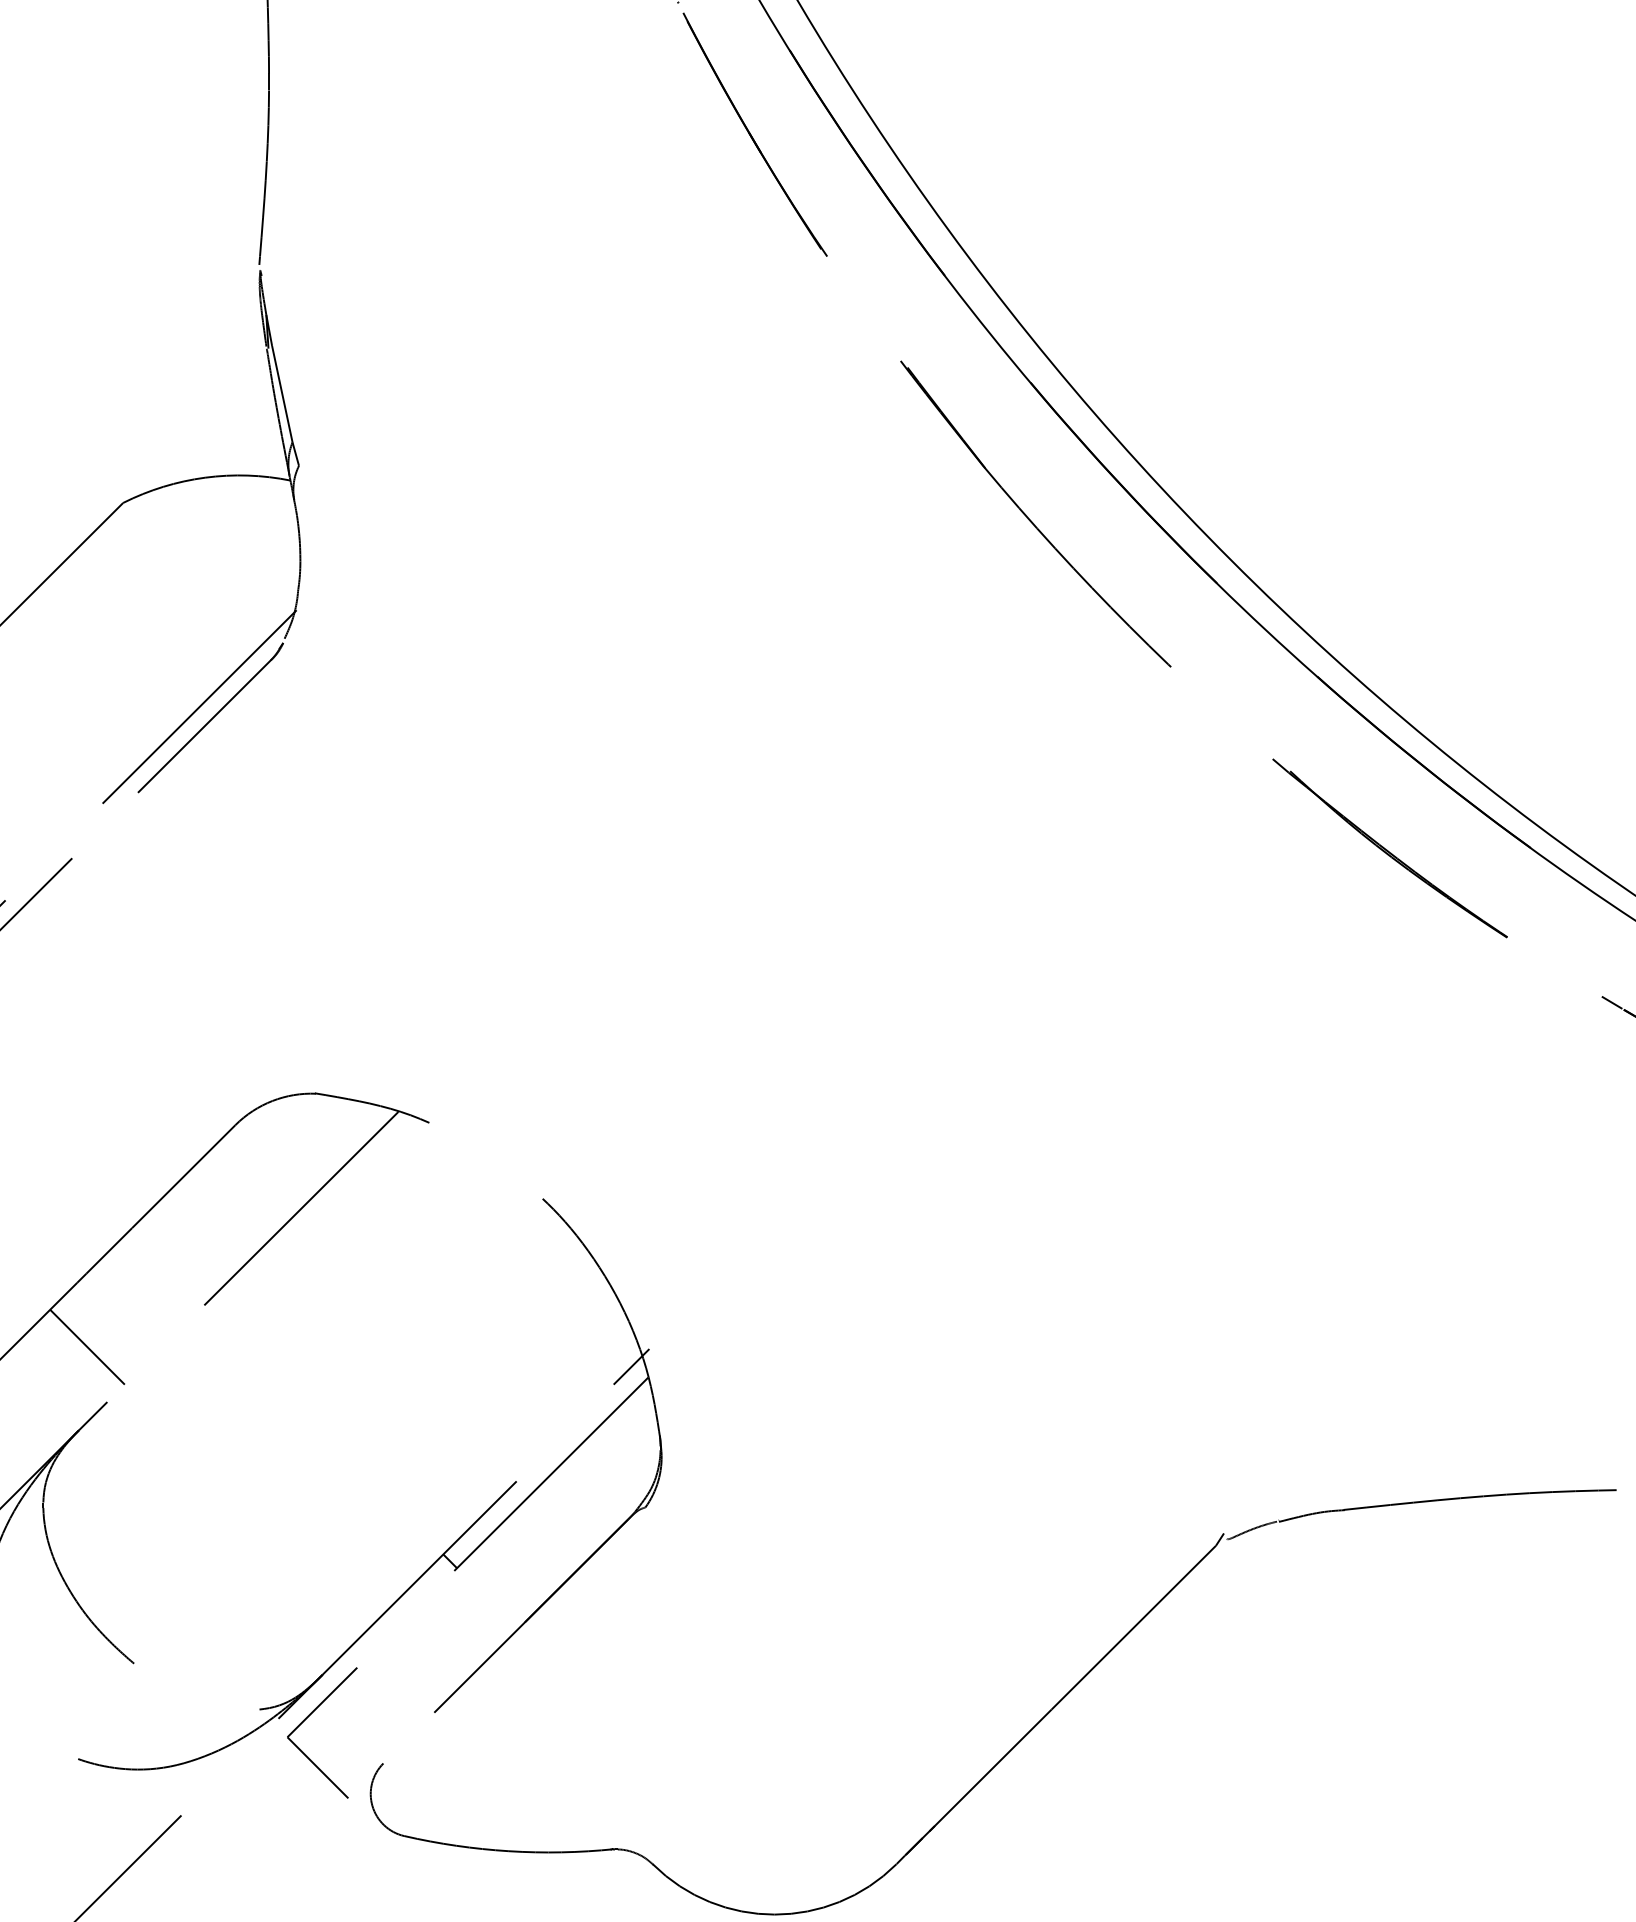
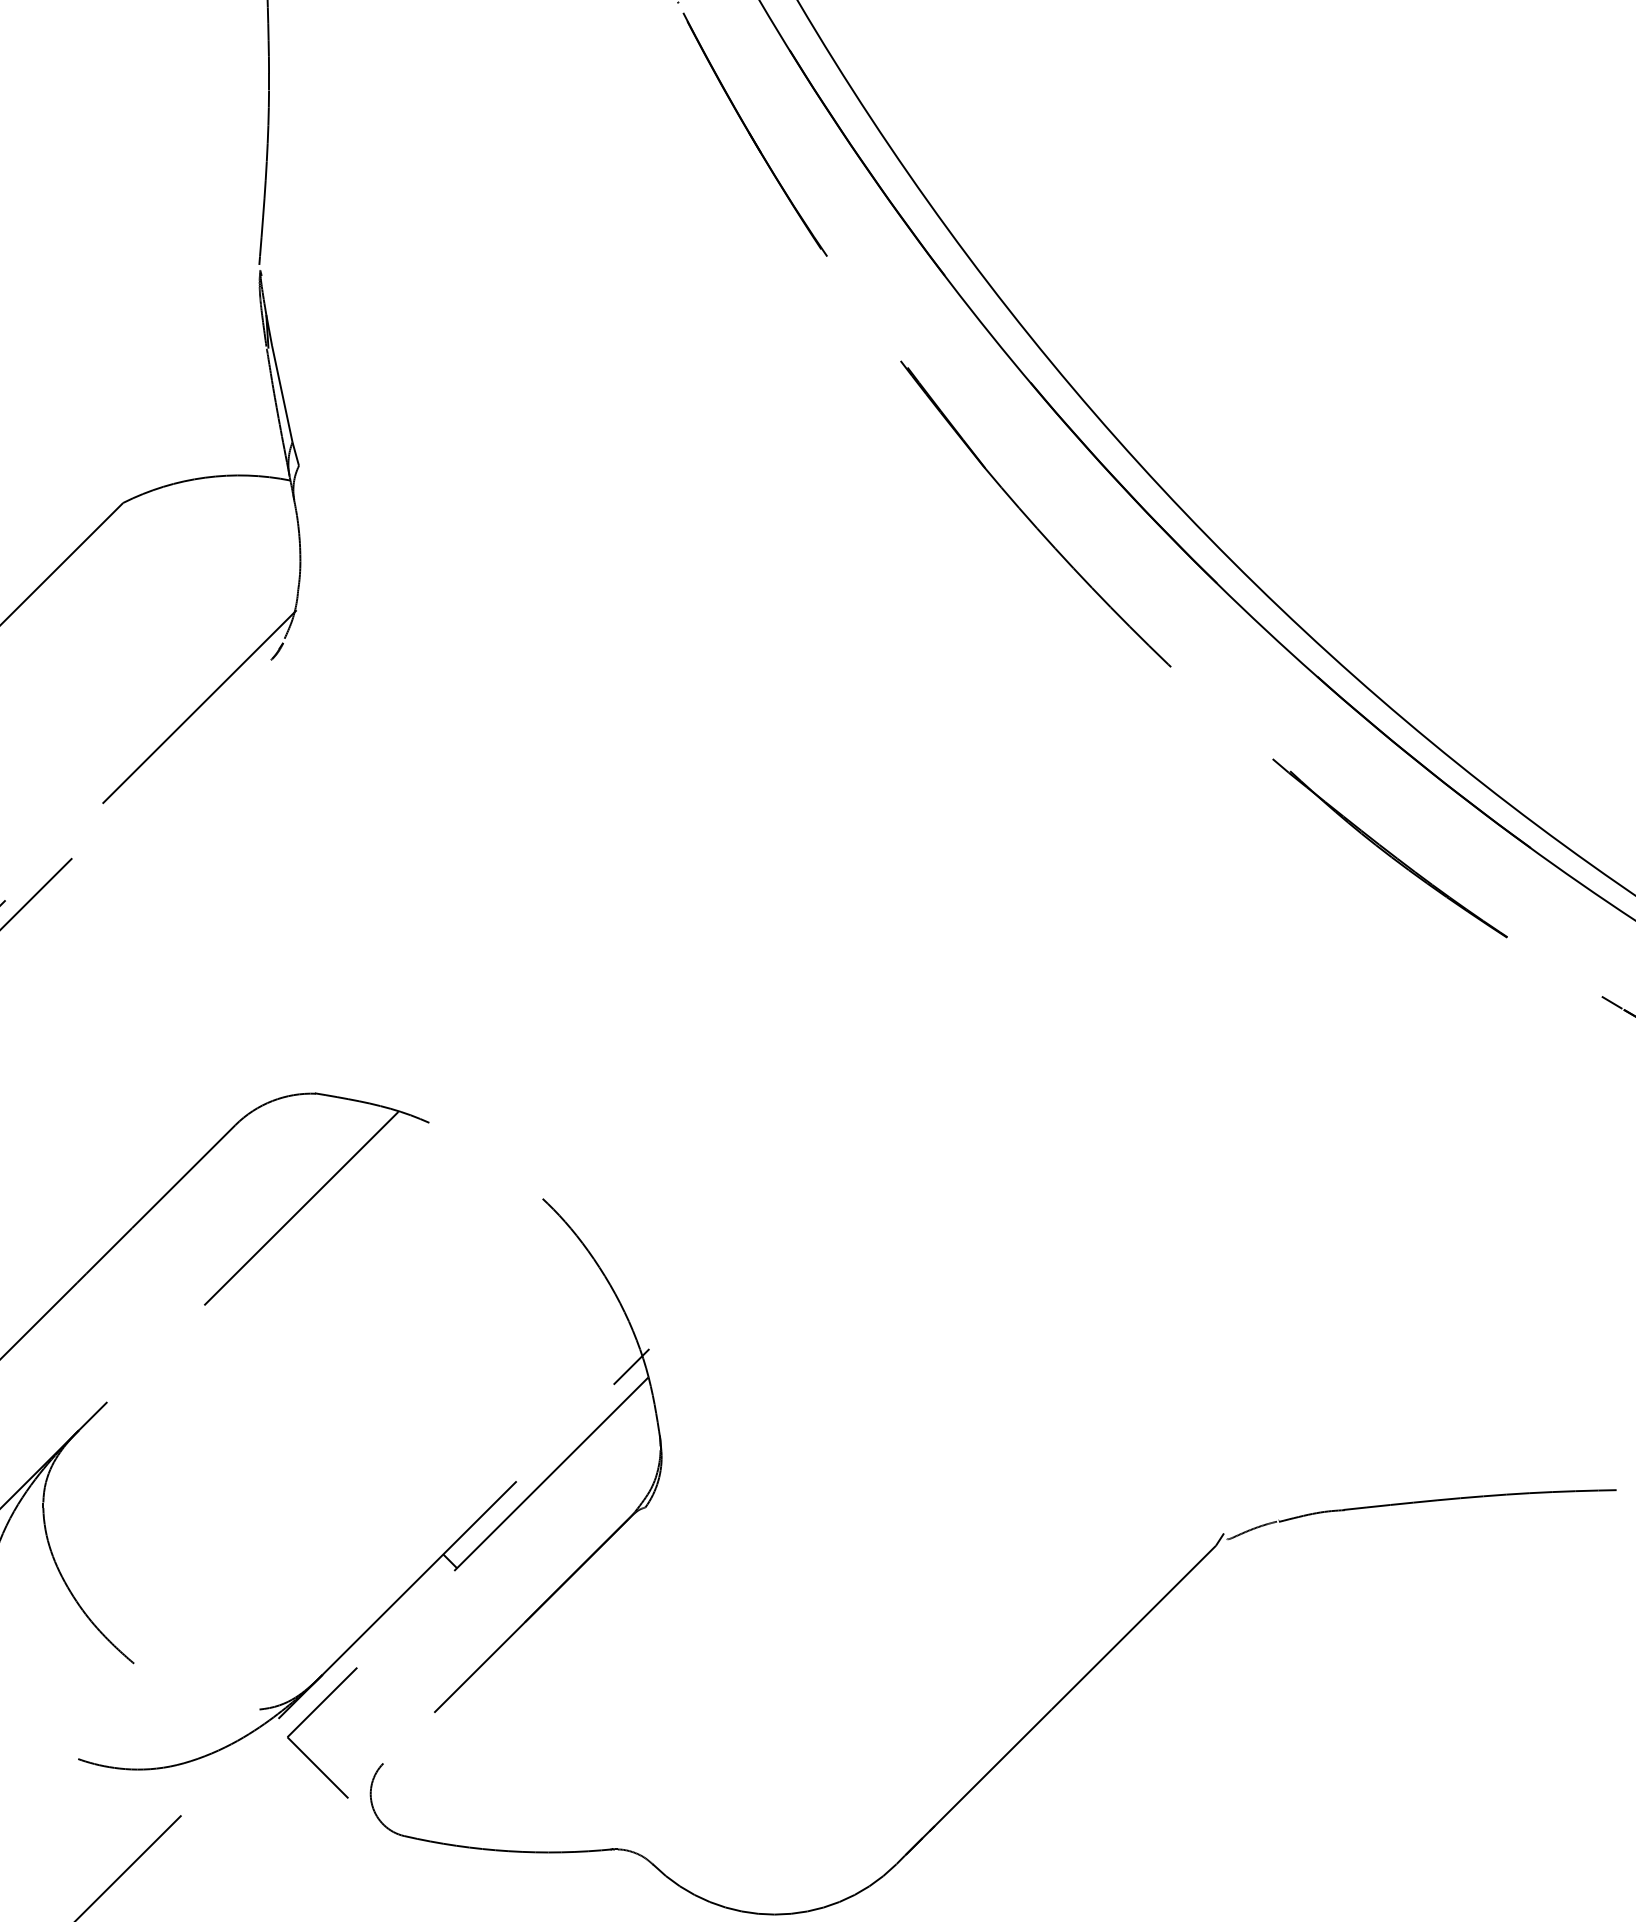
line: present -> none (204, 725)
line: present -> none (87, 1346)
